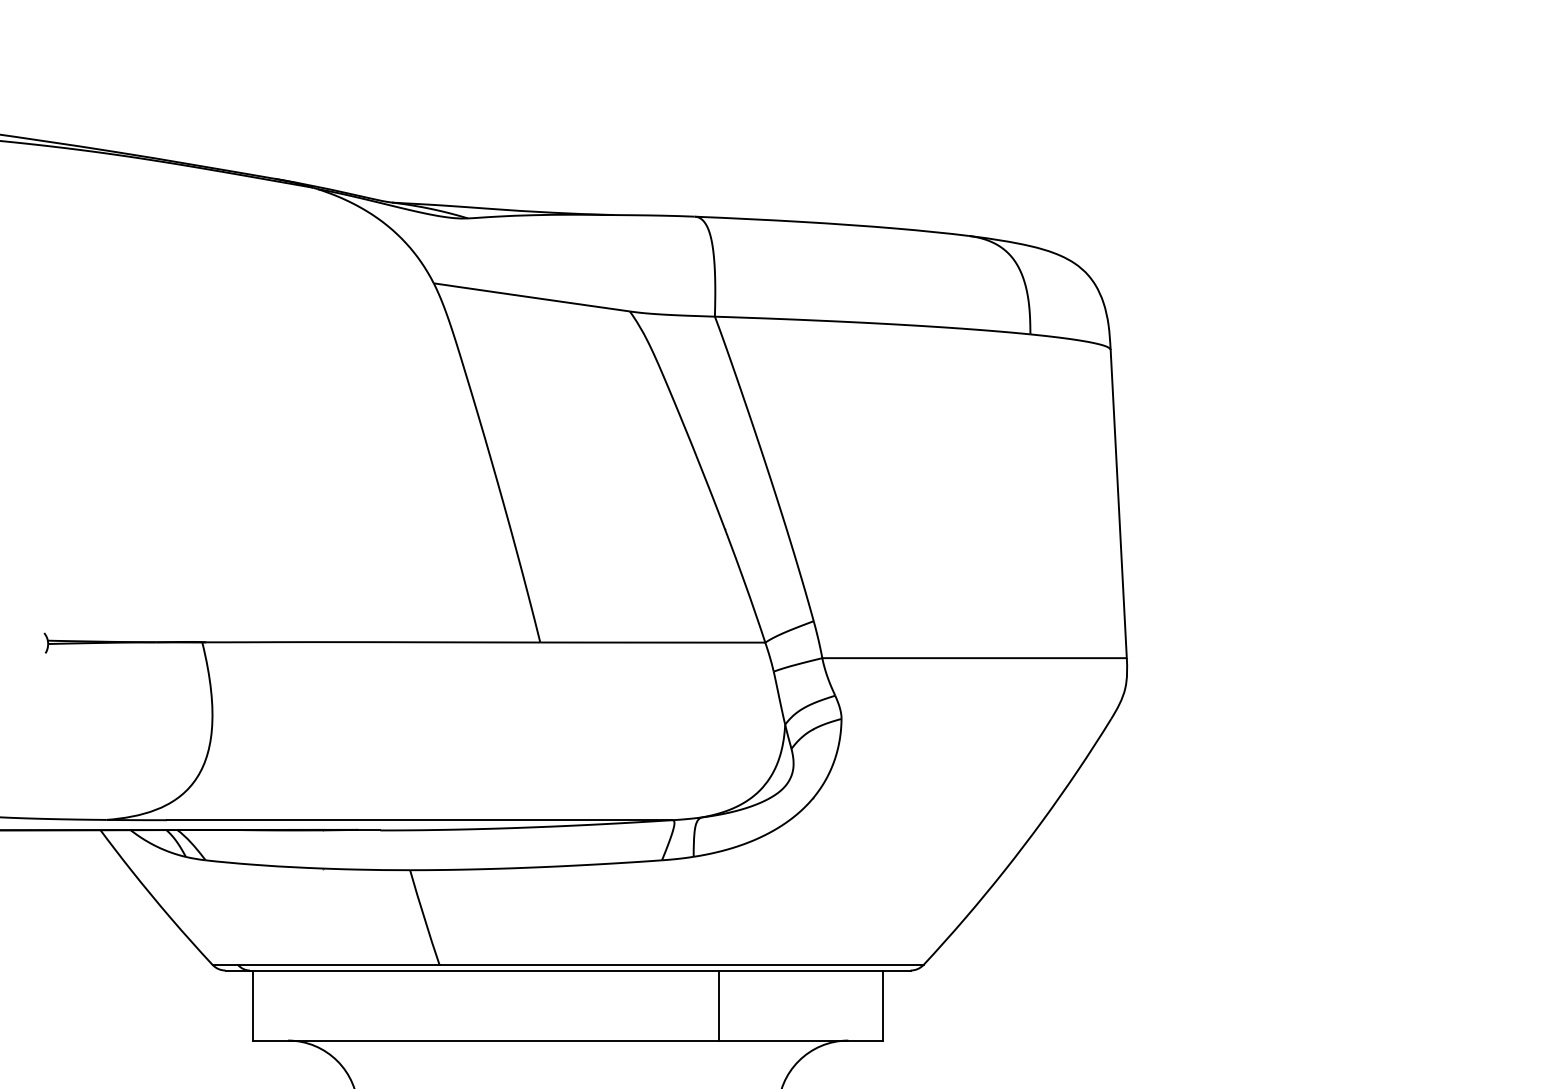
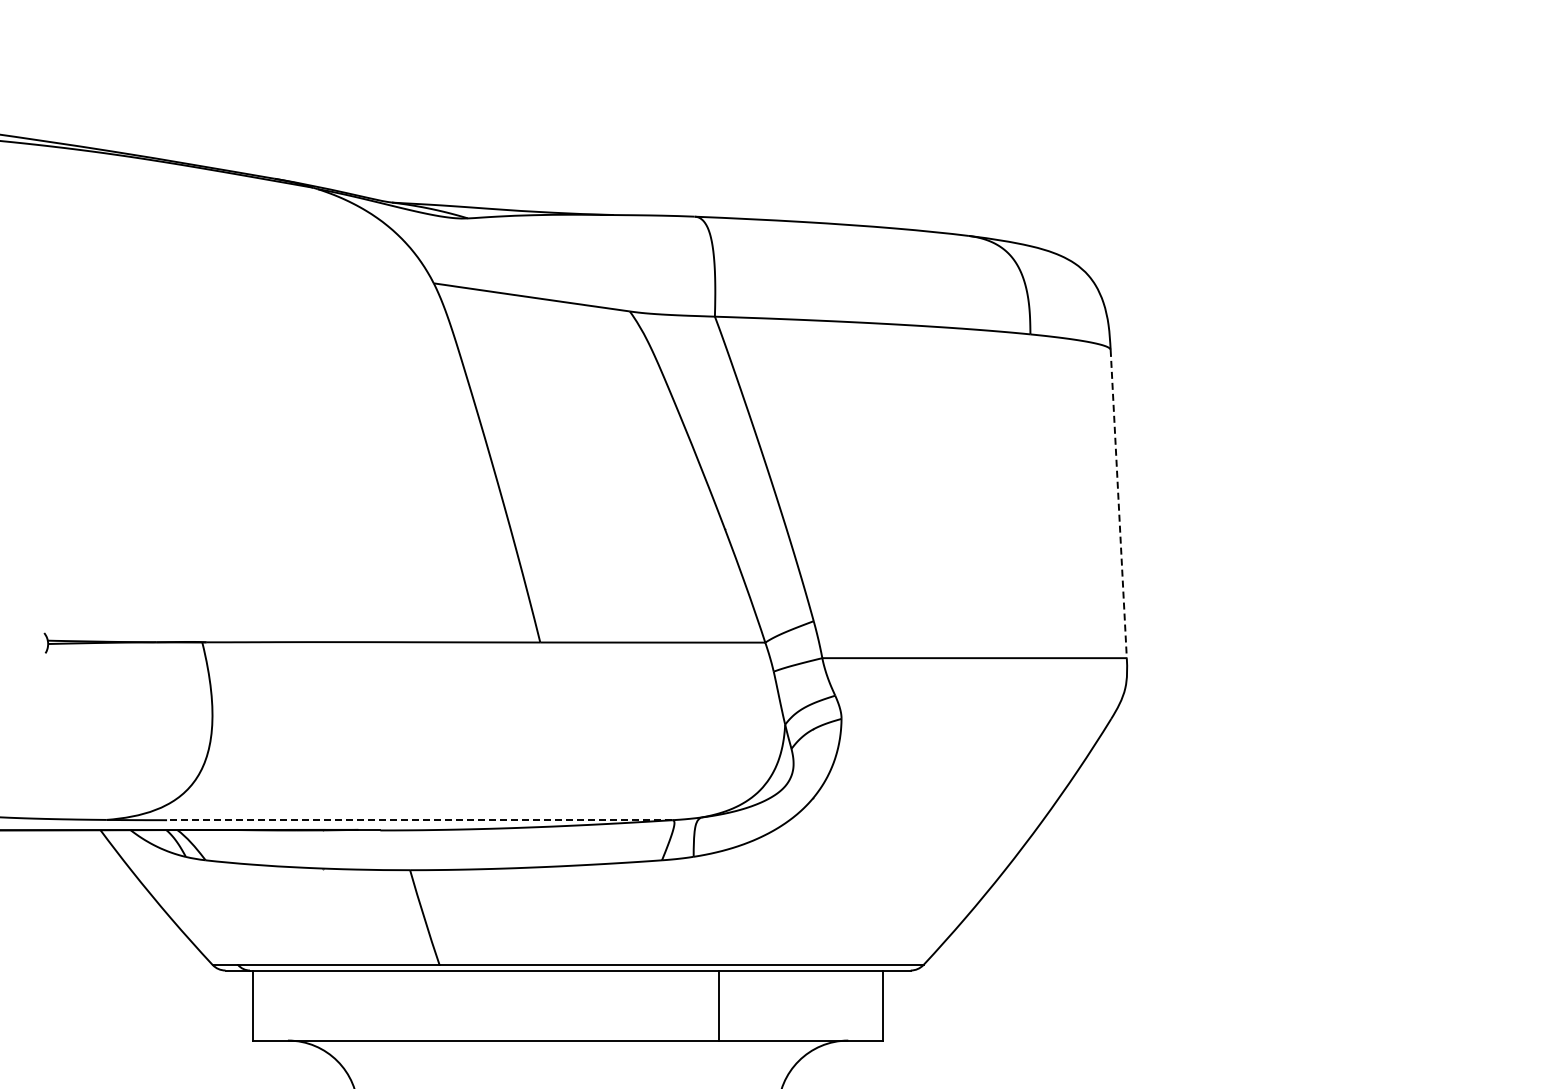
line: solid -> dashed (1118, 504)
line: solid -> dashed (419, 820)
